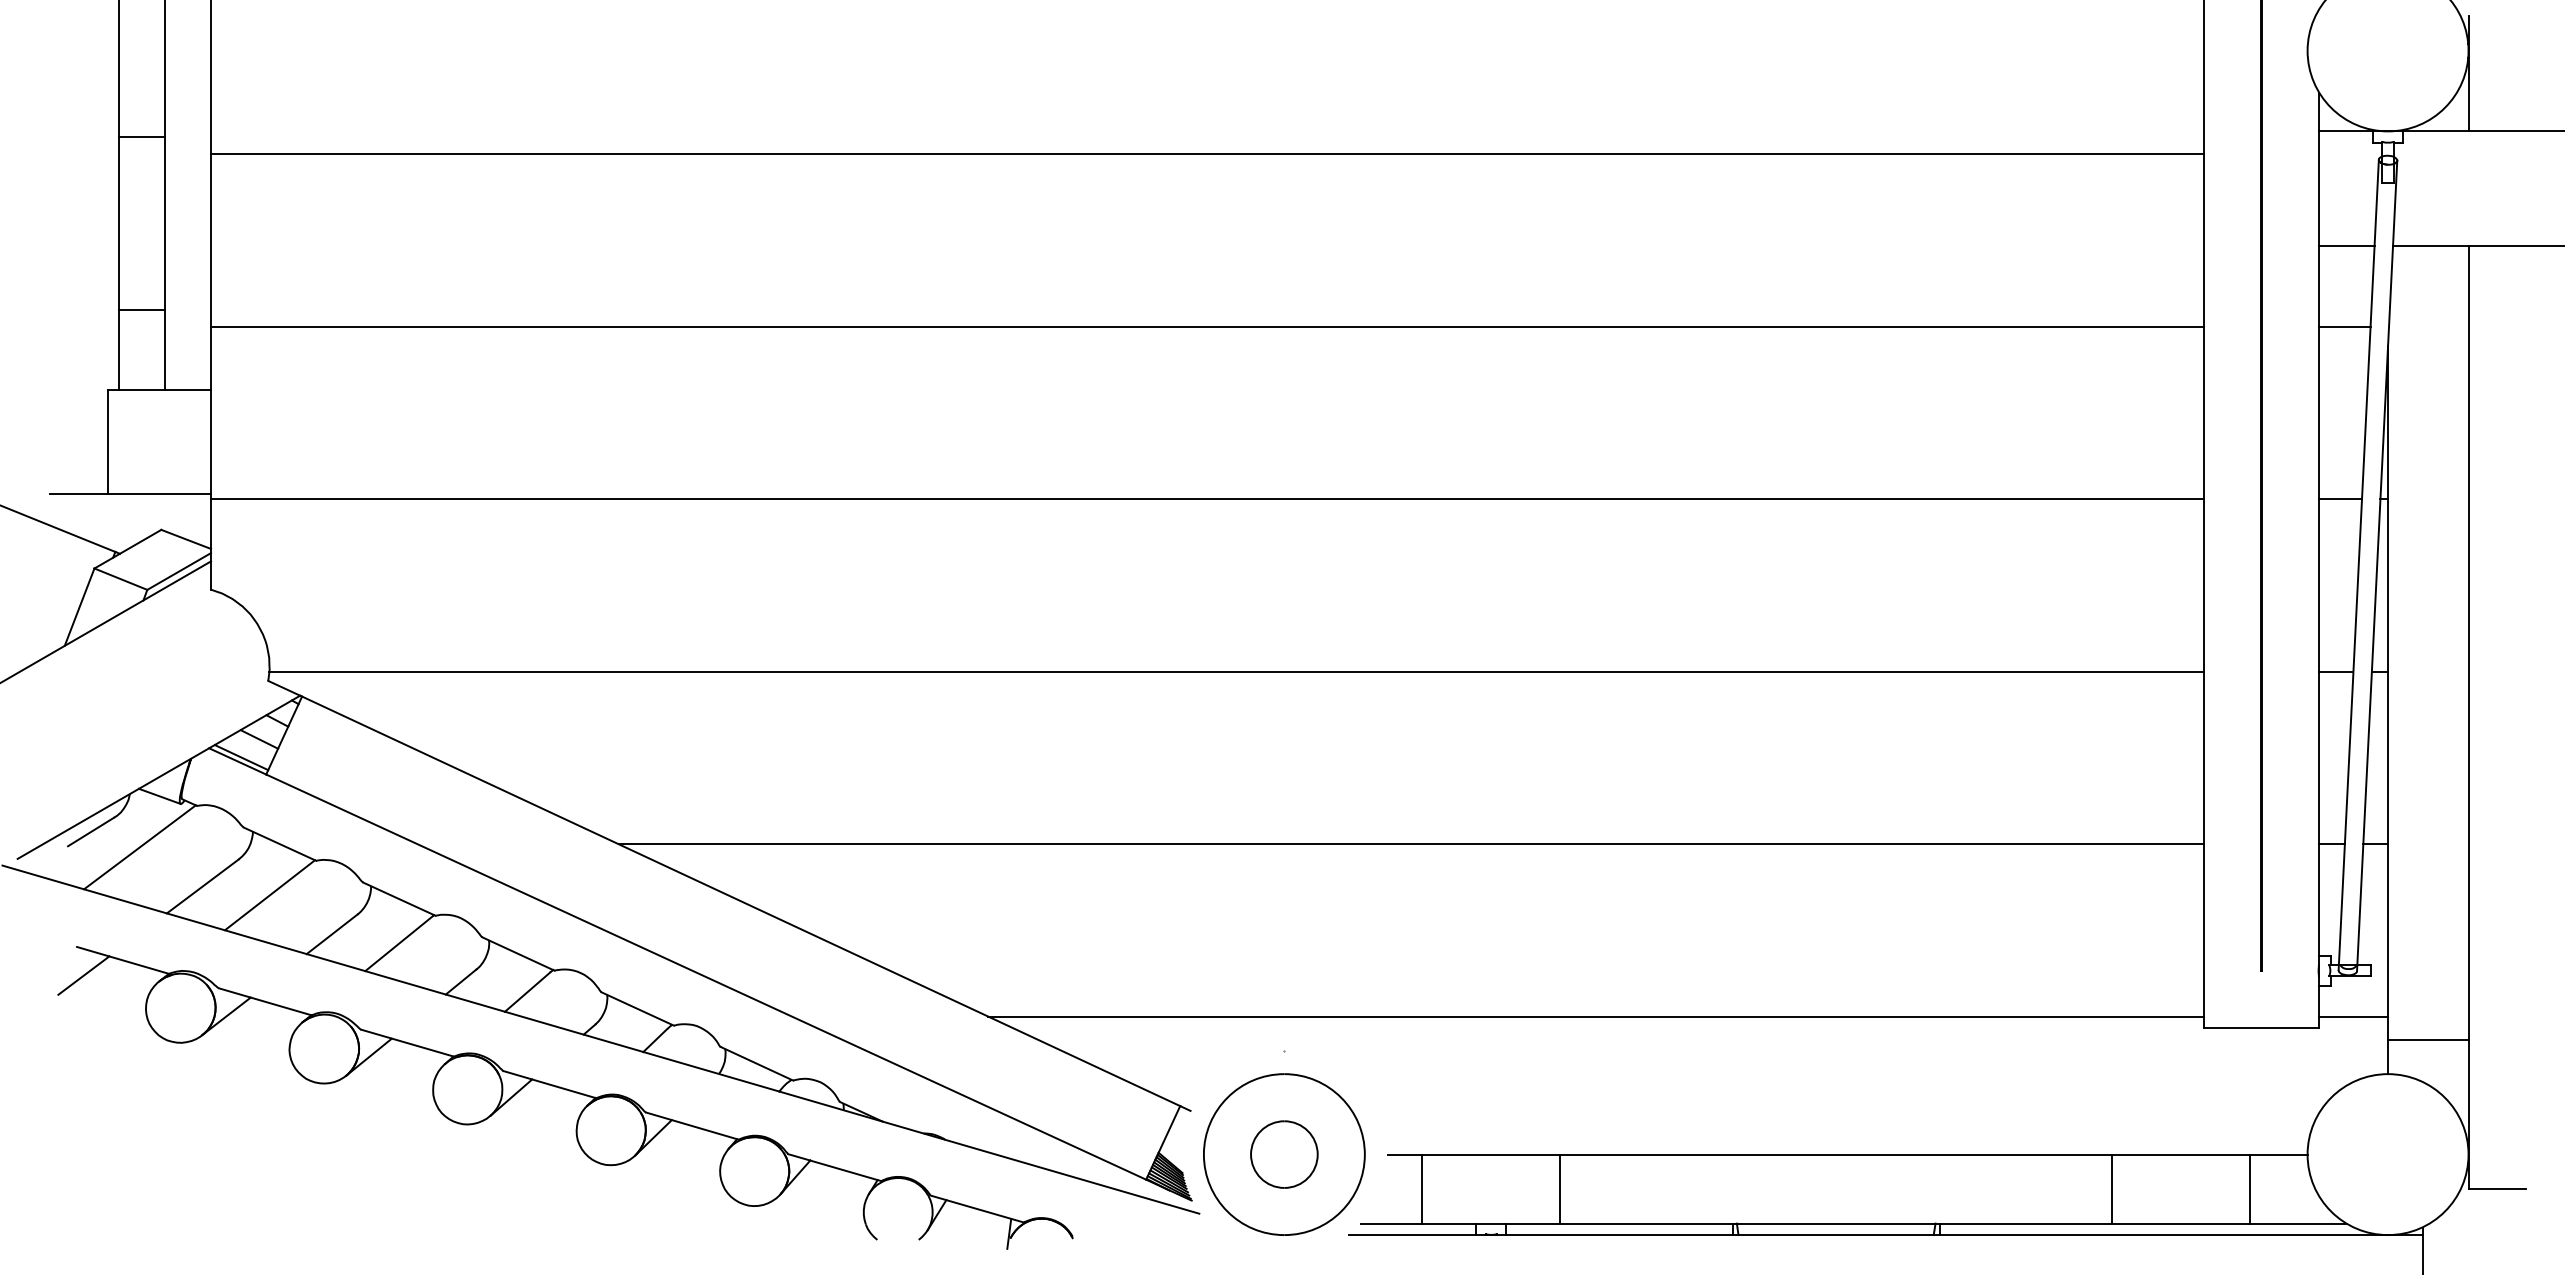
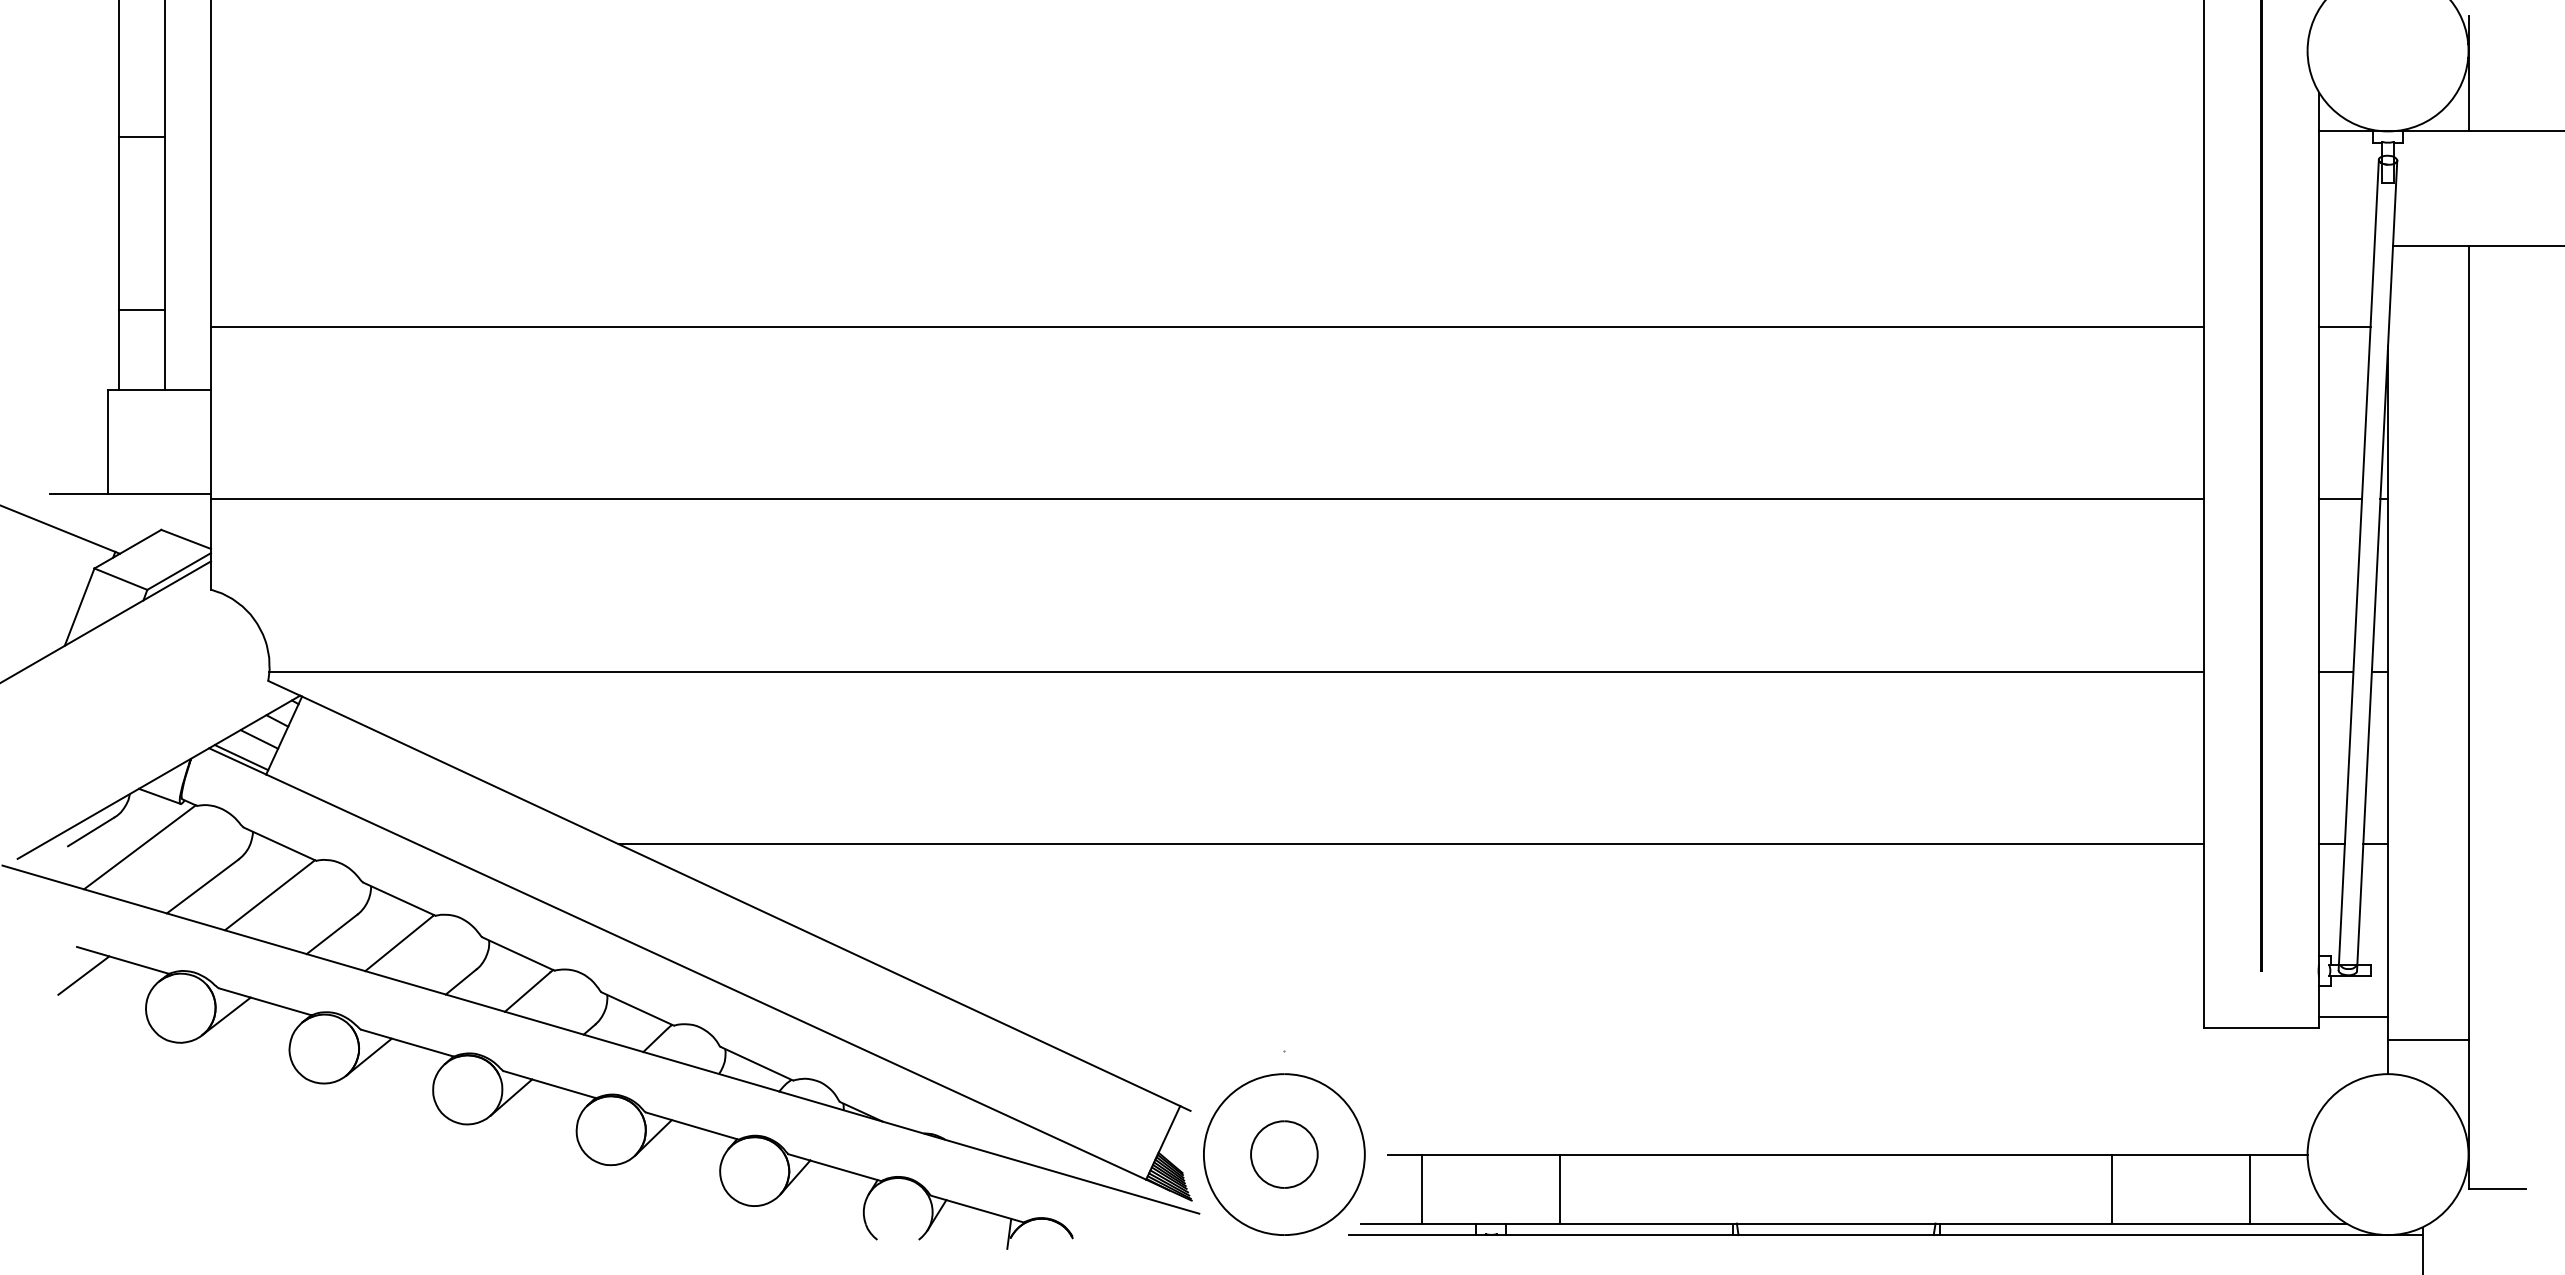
line: present -> none (1207, 154)
line: present -> none (2346, 246)
line: present -> none (1596, 1016)
